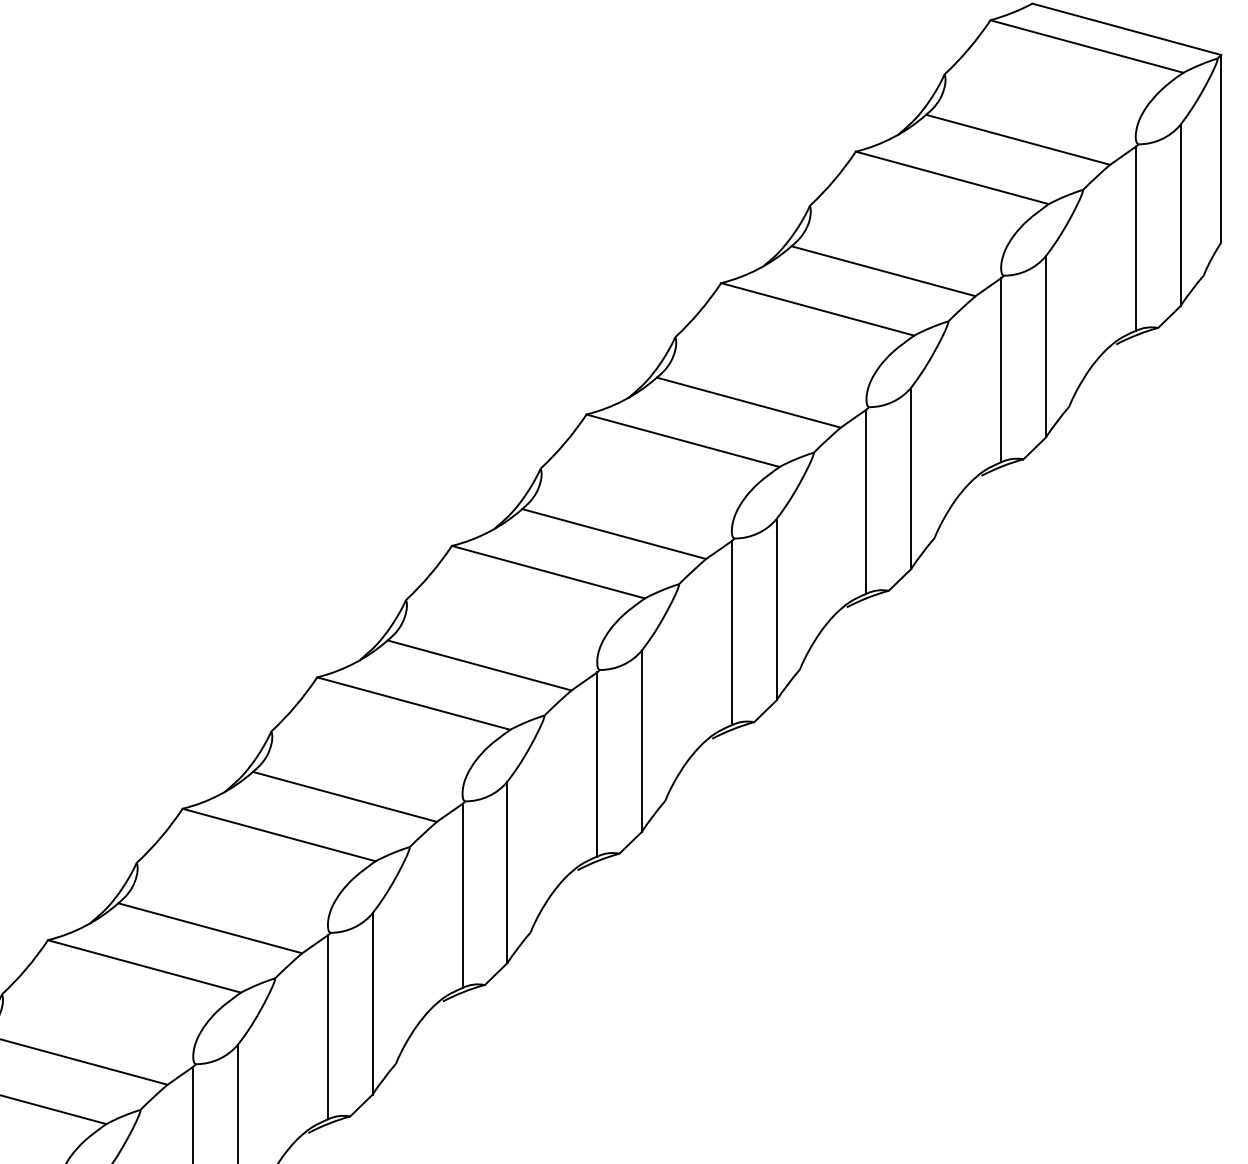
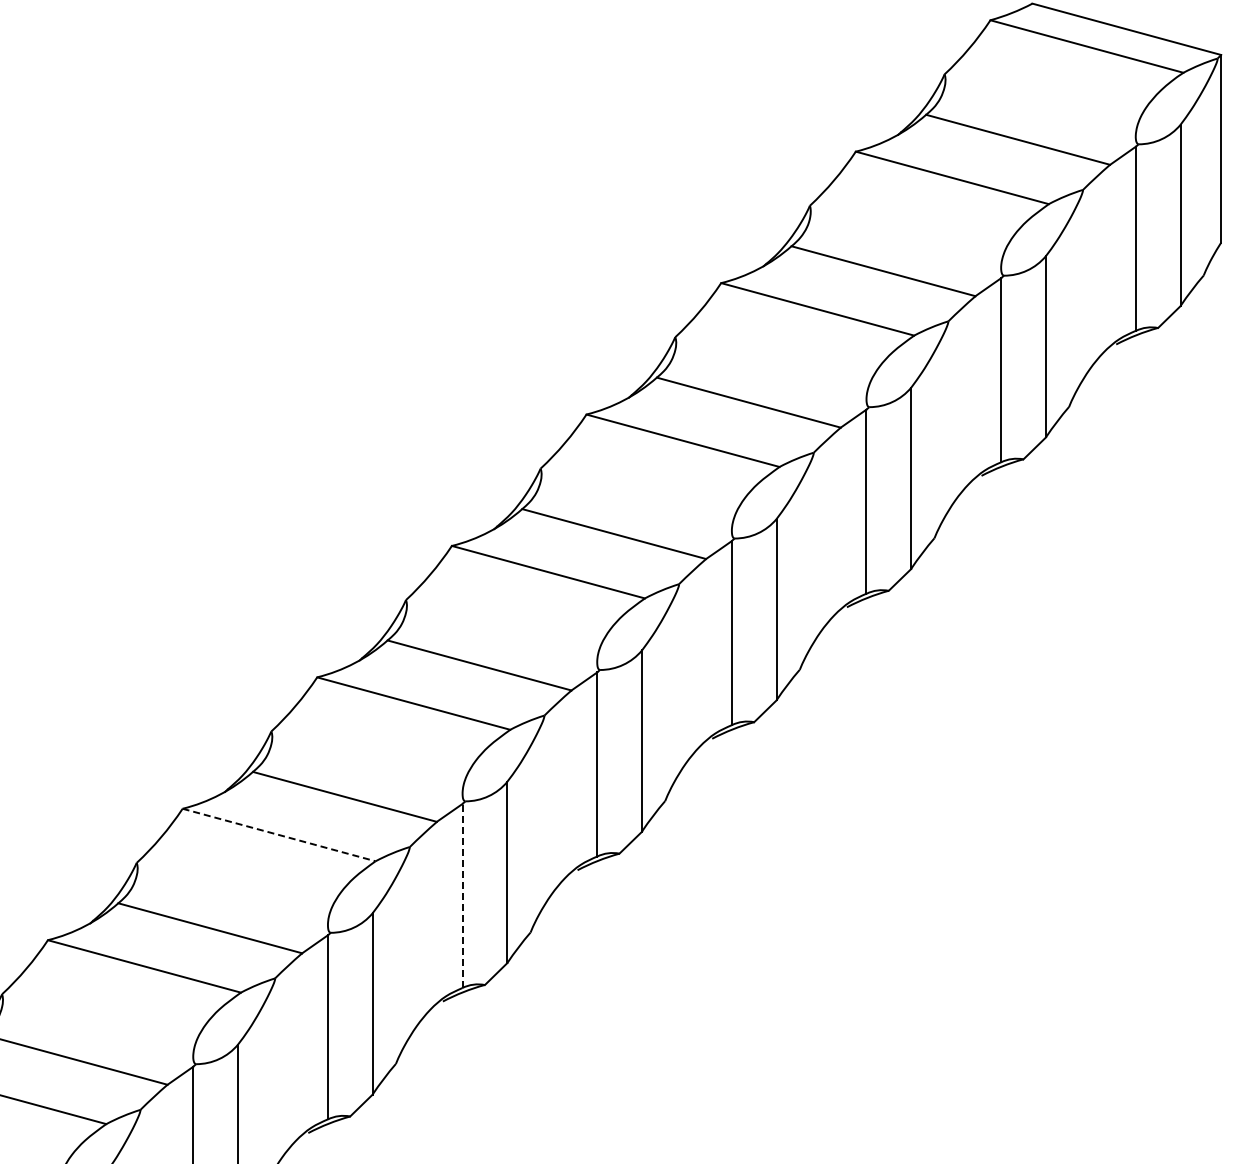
line: solid -> dashed (279, 835)
line: solid -> dashed (462, 895)
